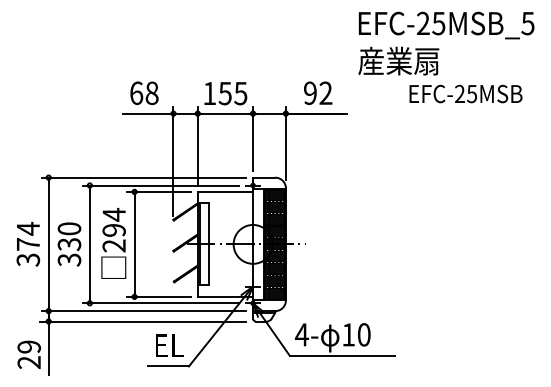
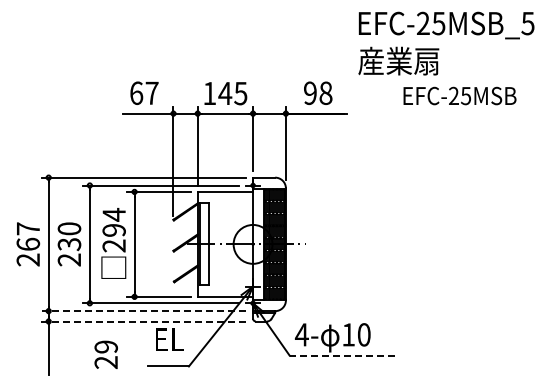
text: 68 -> 67 (151, 93)
text: 155 -> 145 (225, 93)
text: 92 -> 98 (325, 93)
text position: (465, 93) -> (459, 95) (459, 95)
text: 374 -> 267 (28, 244)
text: 330 -> 230 (69, 259)
line: solid -> dashed (143, 311)
line: solid -> dashed (142, 321)
text position: (169, 345) -> (169, 339) (169, 339)
text position: (28, 354) -> (105, 354) (105, 354)
line: solid -> dashed (342, 355)
